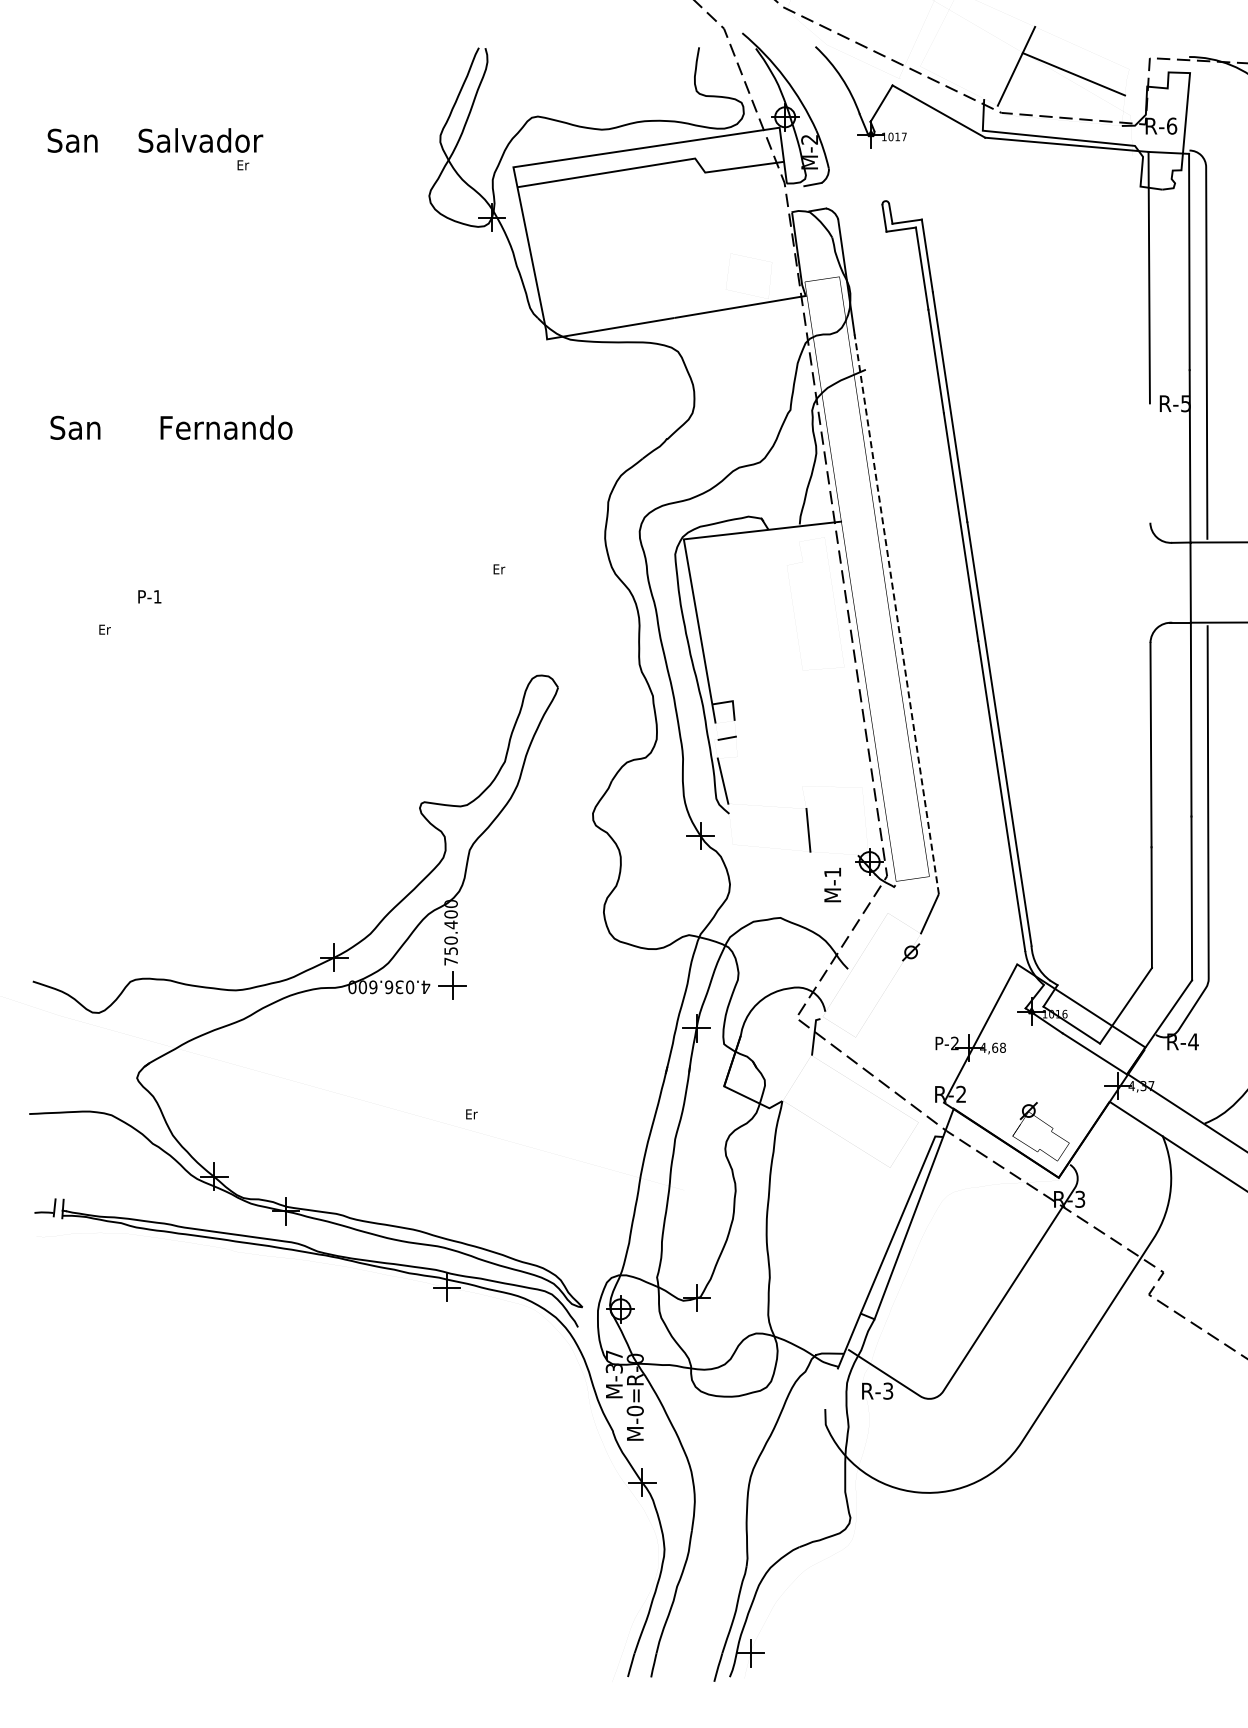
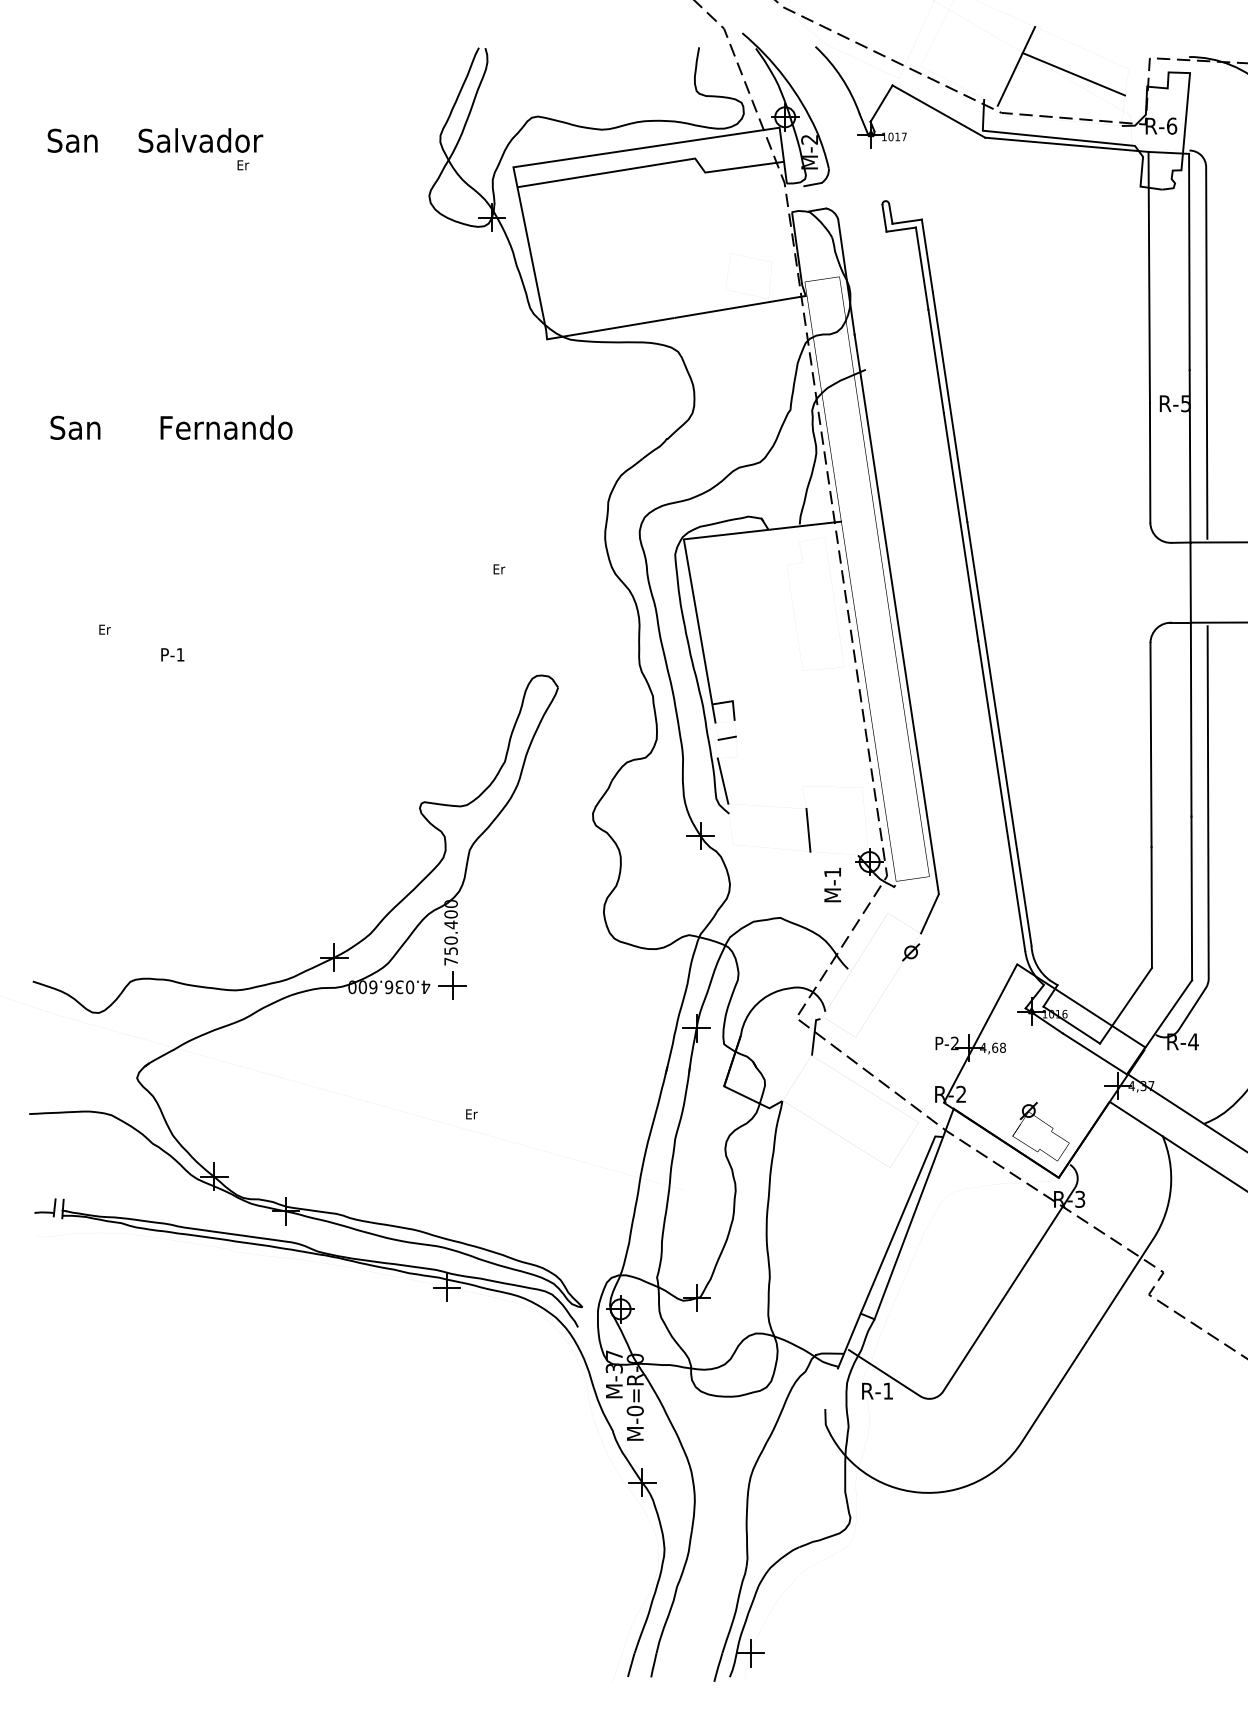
line: none -> present (1149, 462)
text position: (149, 596) -> (172, 654) (172, 654)
line: dashed -> solid (896, 614)
text: R-3 -> R-1 (888, 1390)
